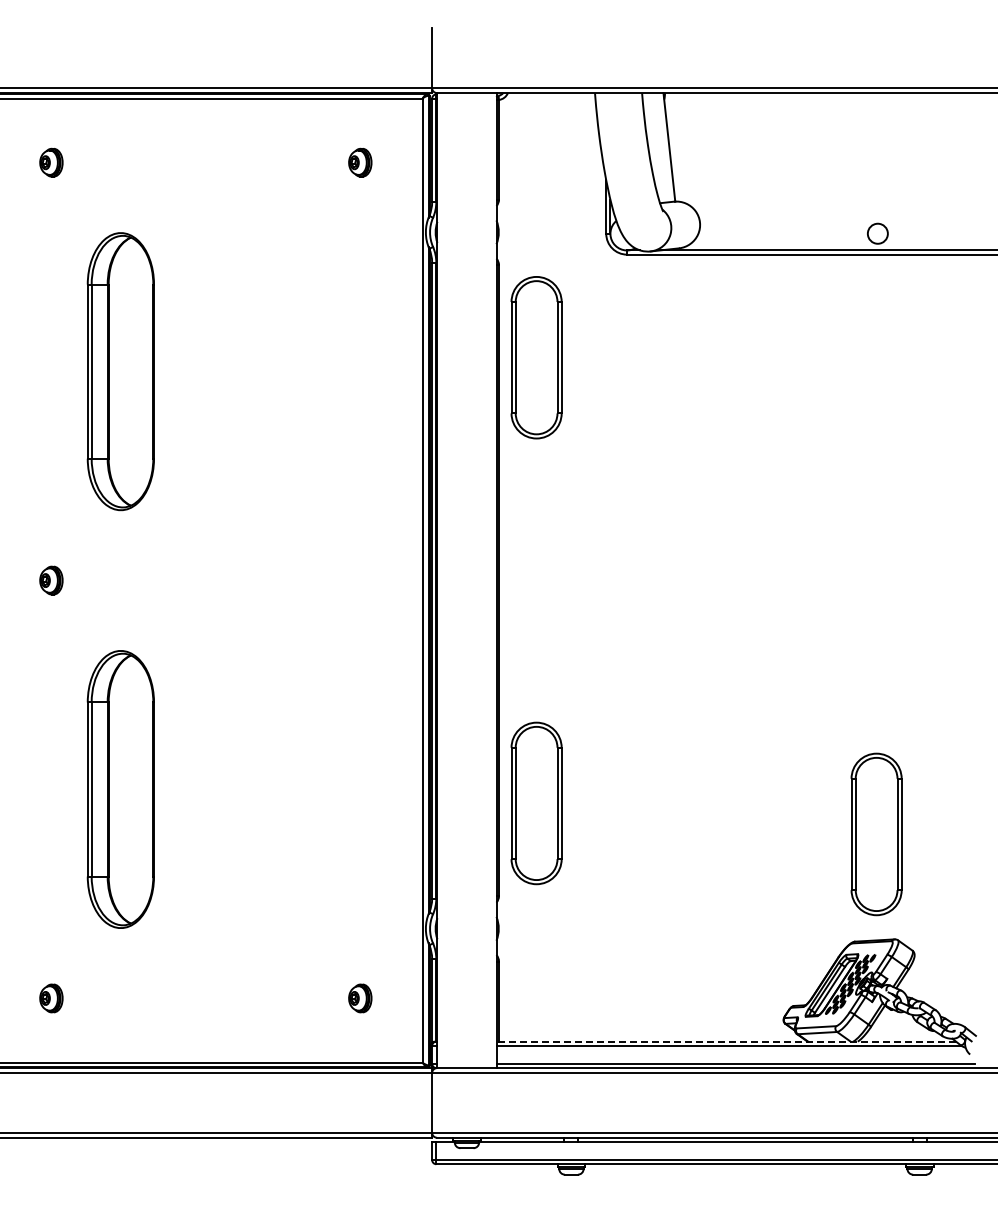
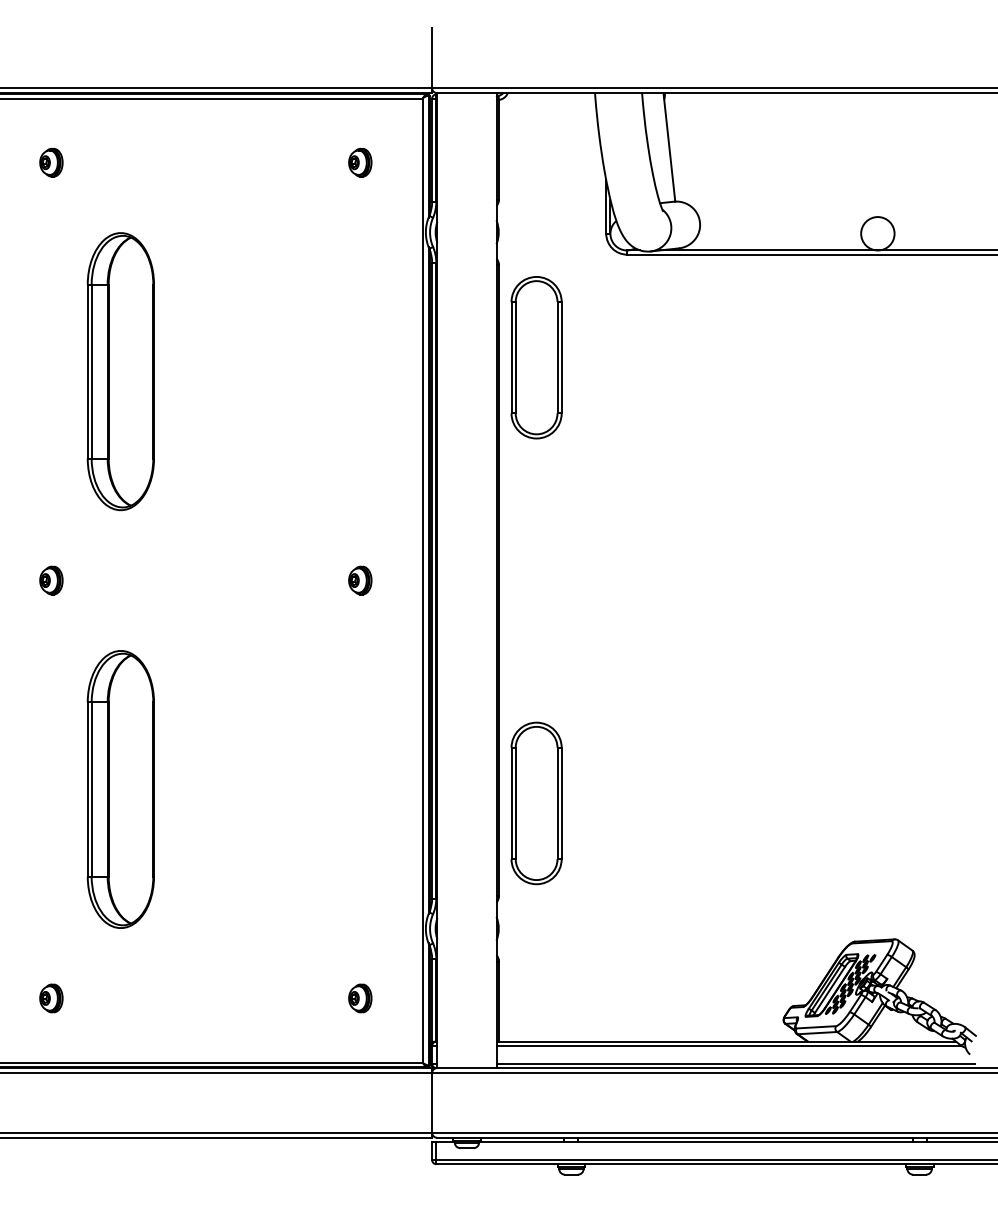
circle diameter: 20 px -> 33 px (877, 233)
part: none -> present (360, 580)
part: present -> none (876, 834)
line: dashed -> solid (726, 1041)
